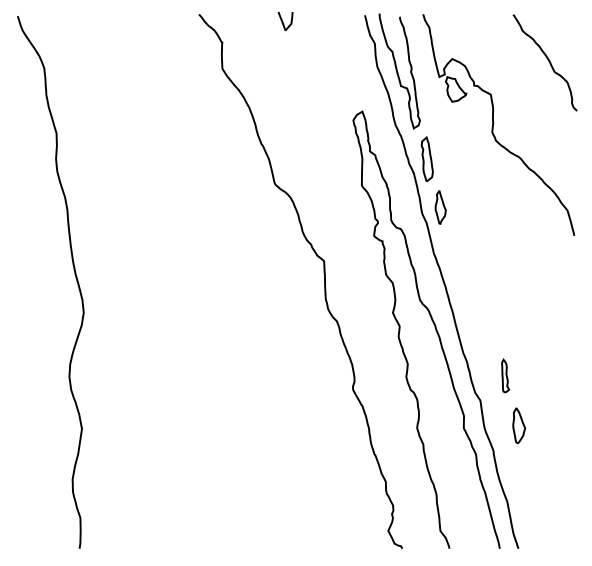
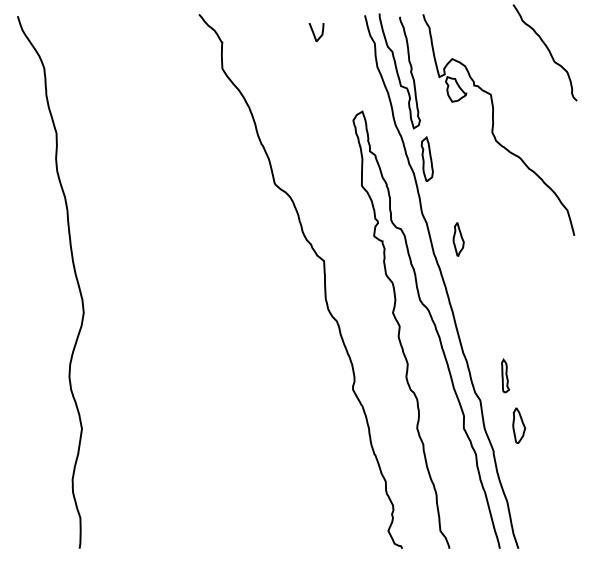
curve position: (283, 21) -> (314, 32) (314, 32)
curve position: (547, 60) -> (547, 50) (547, 50)
part position: (440, 207) -> (458, 239) (458, 239)
